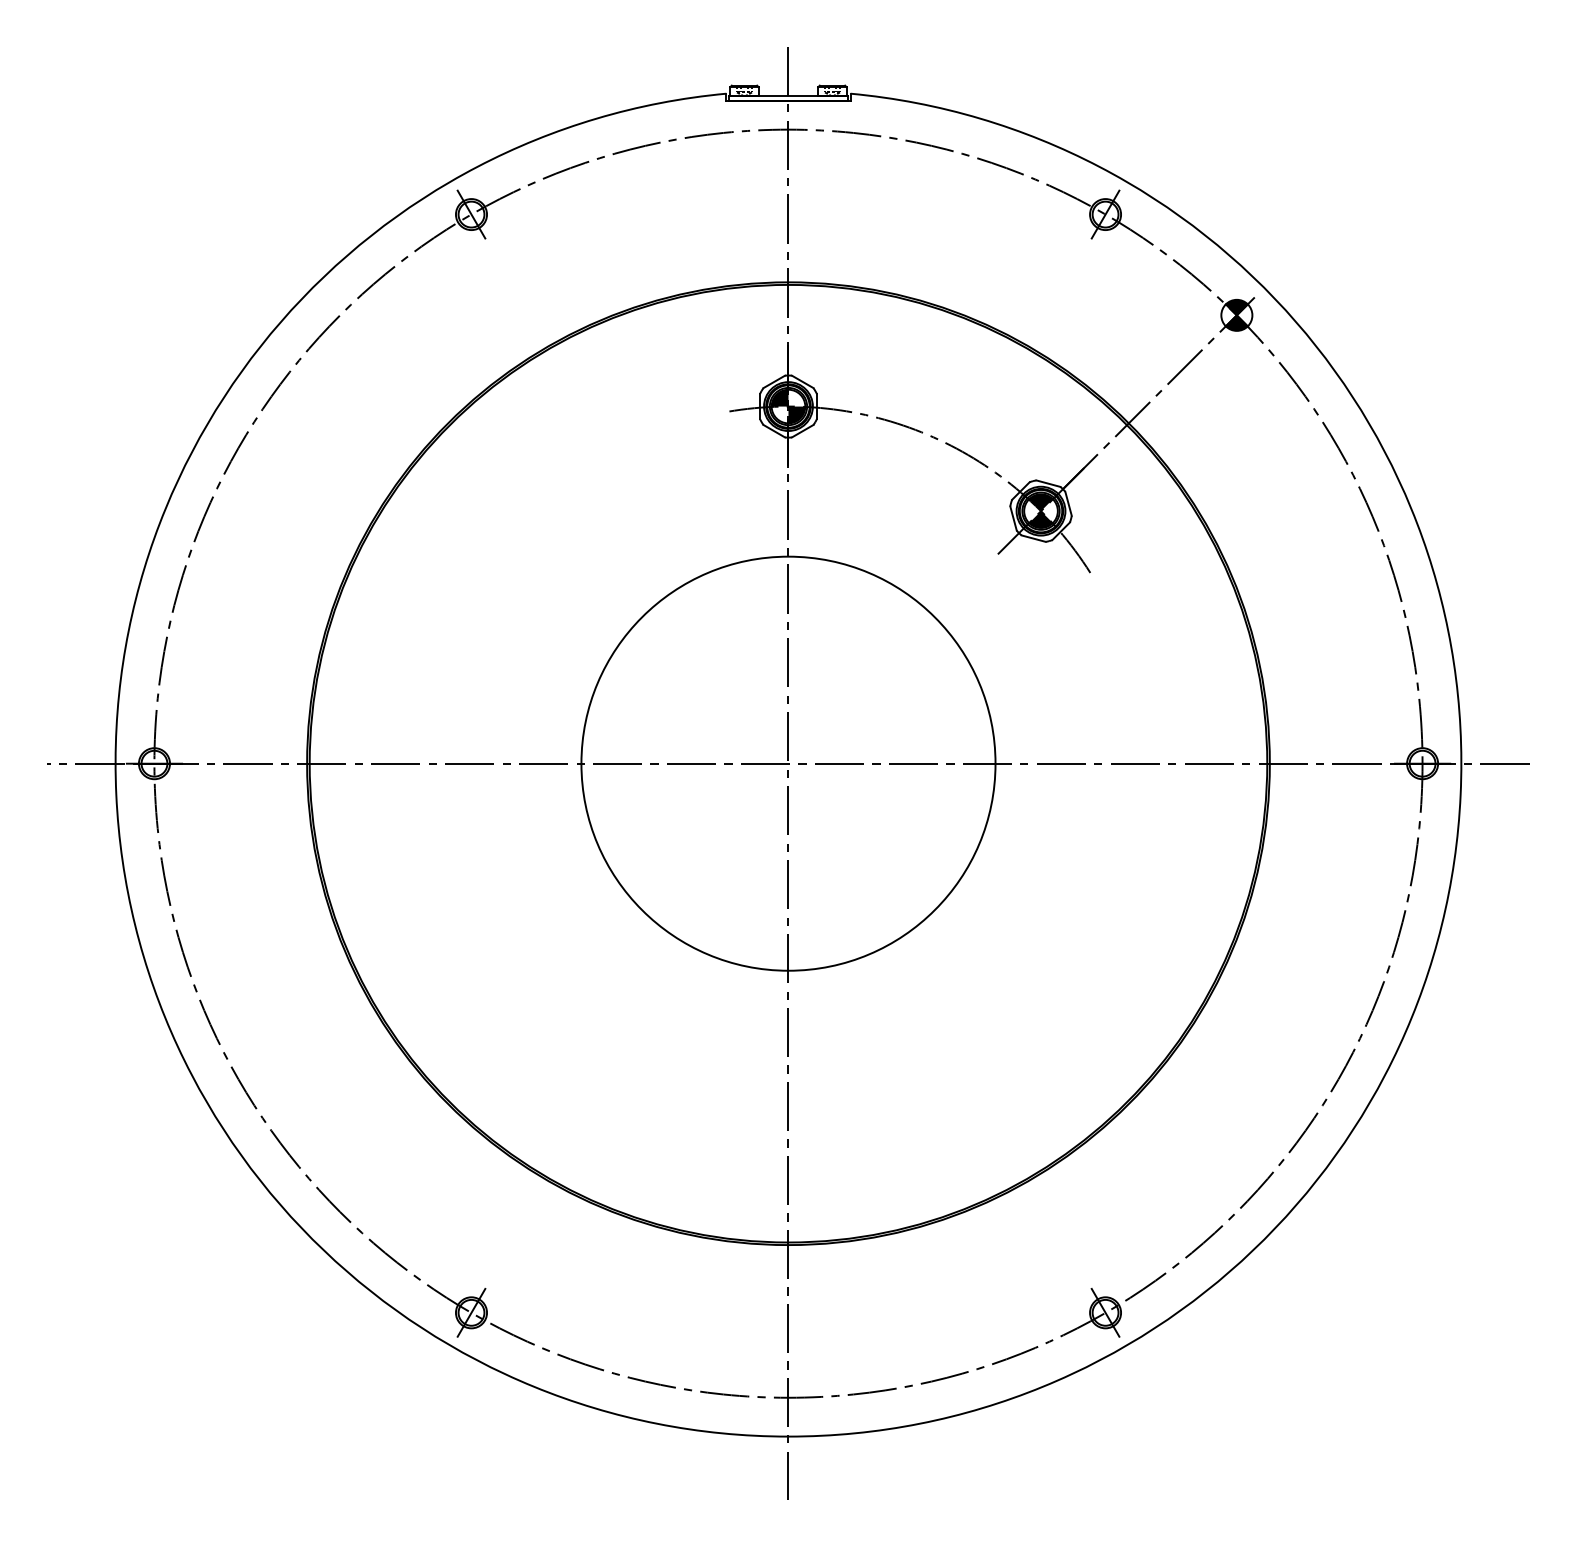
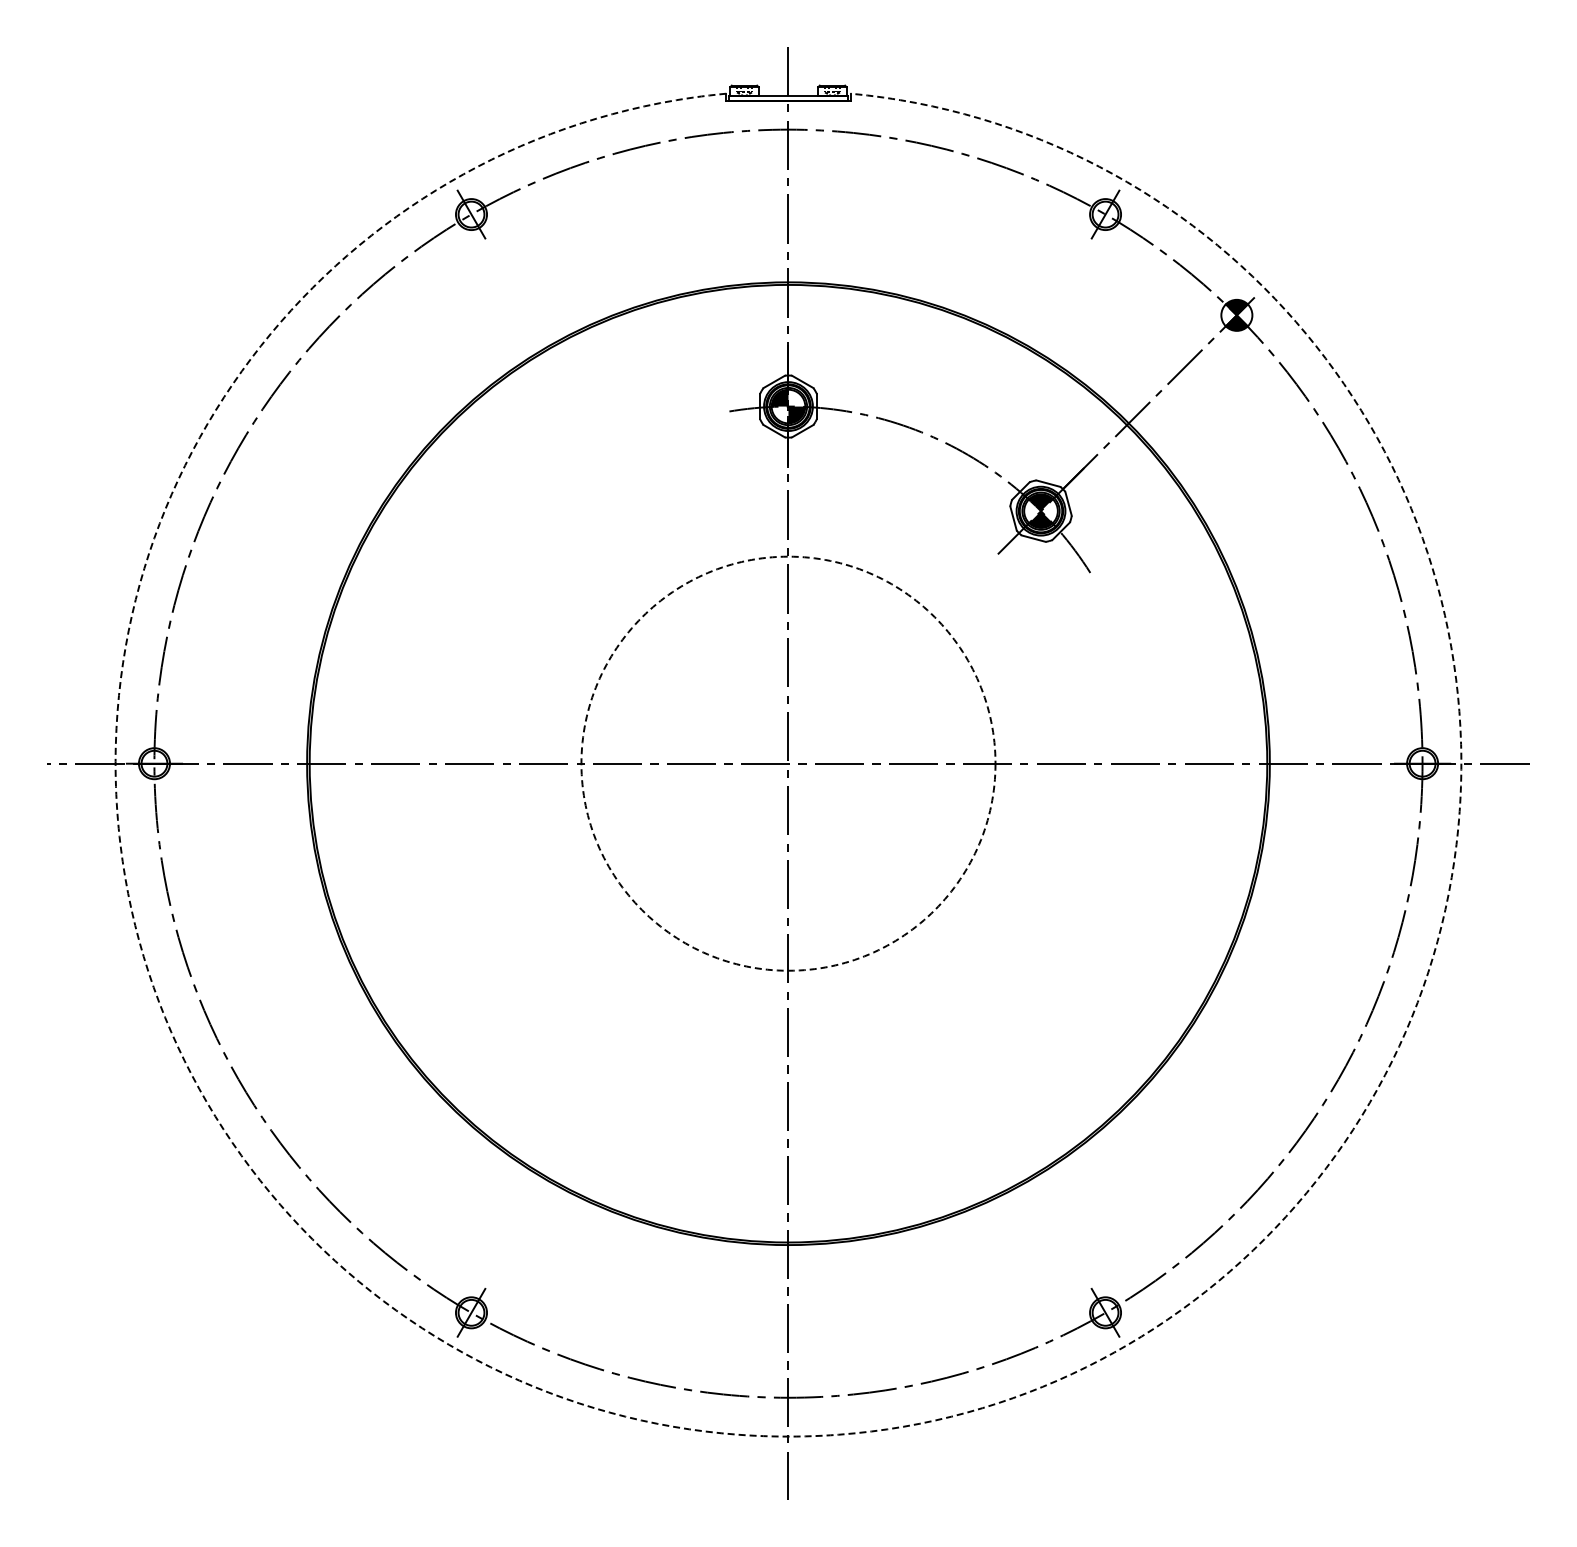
circle: solid -> dashed (788, 763)
arc: solid -> dashed (788, 1436)
